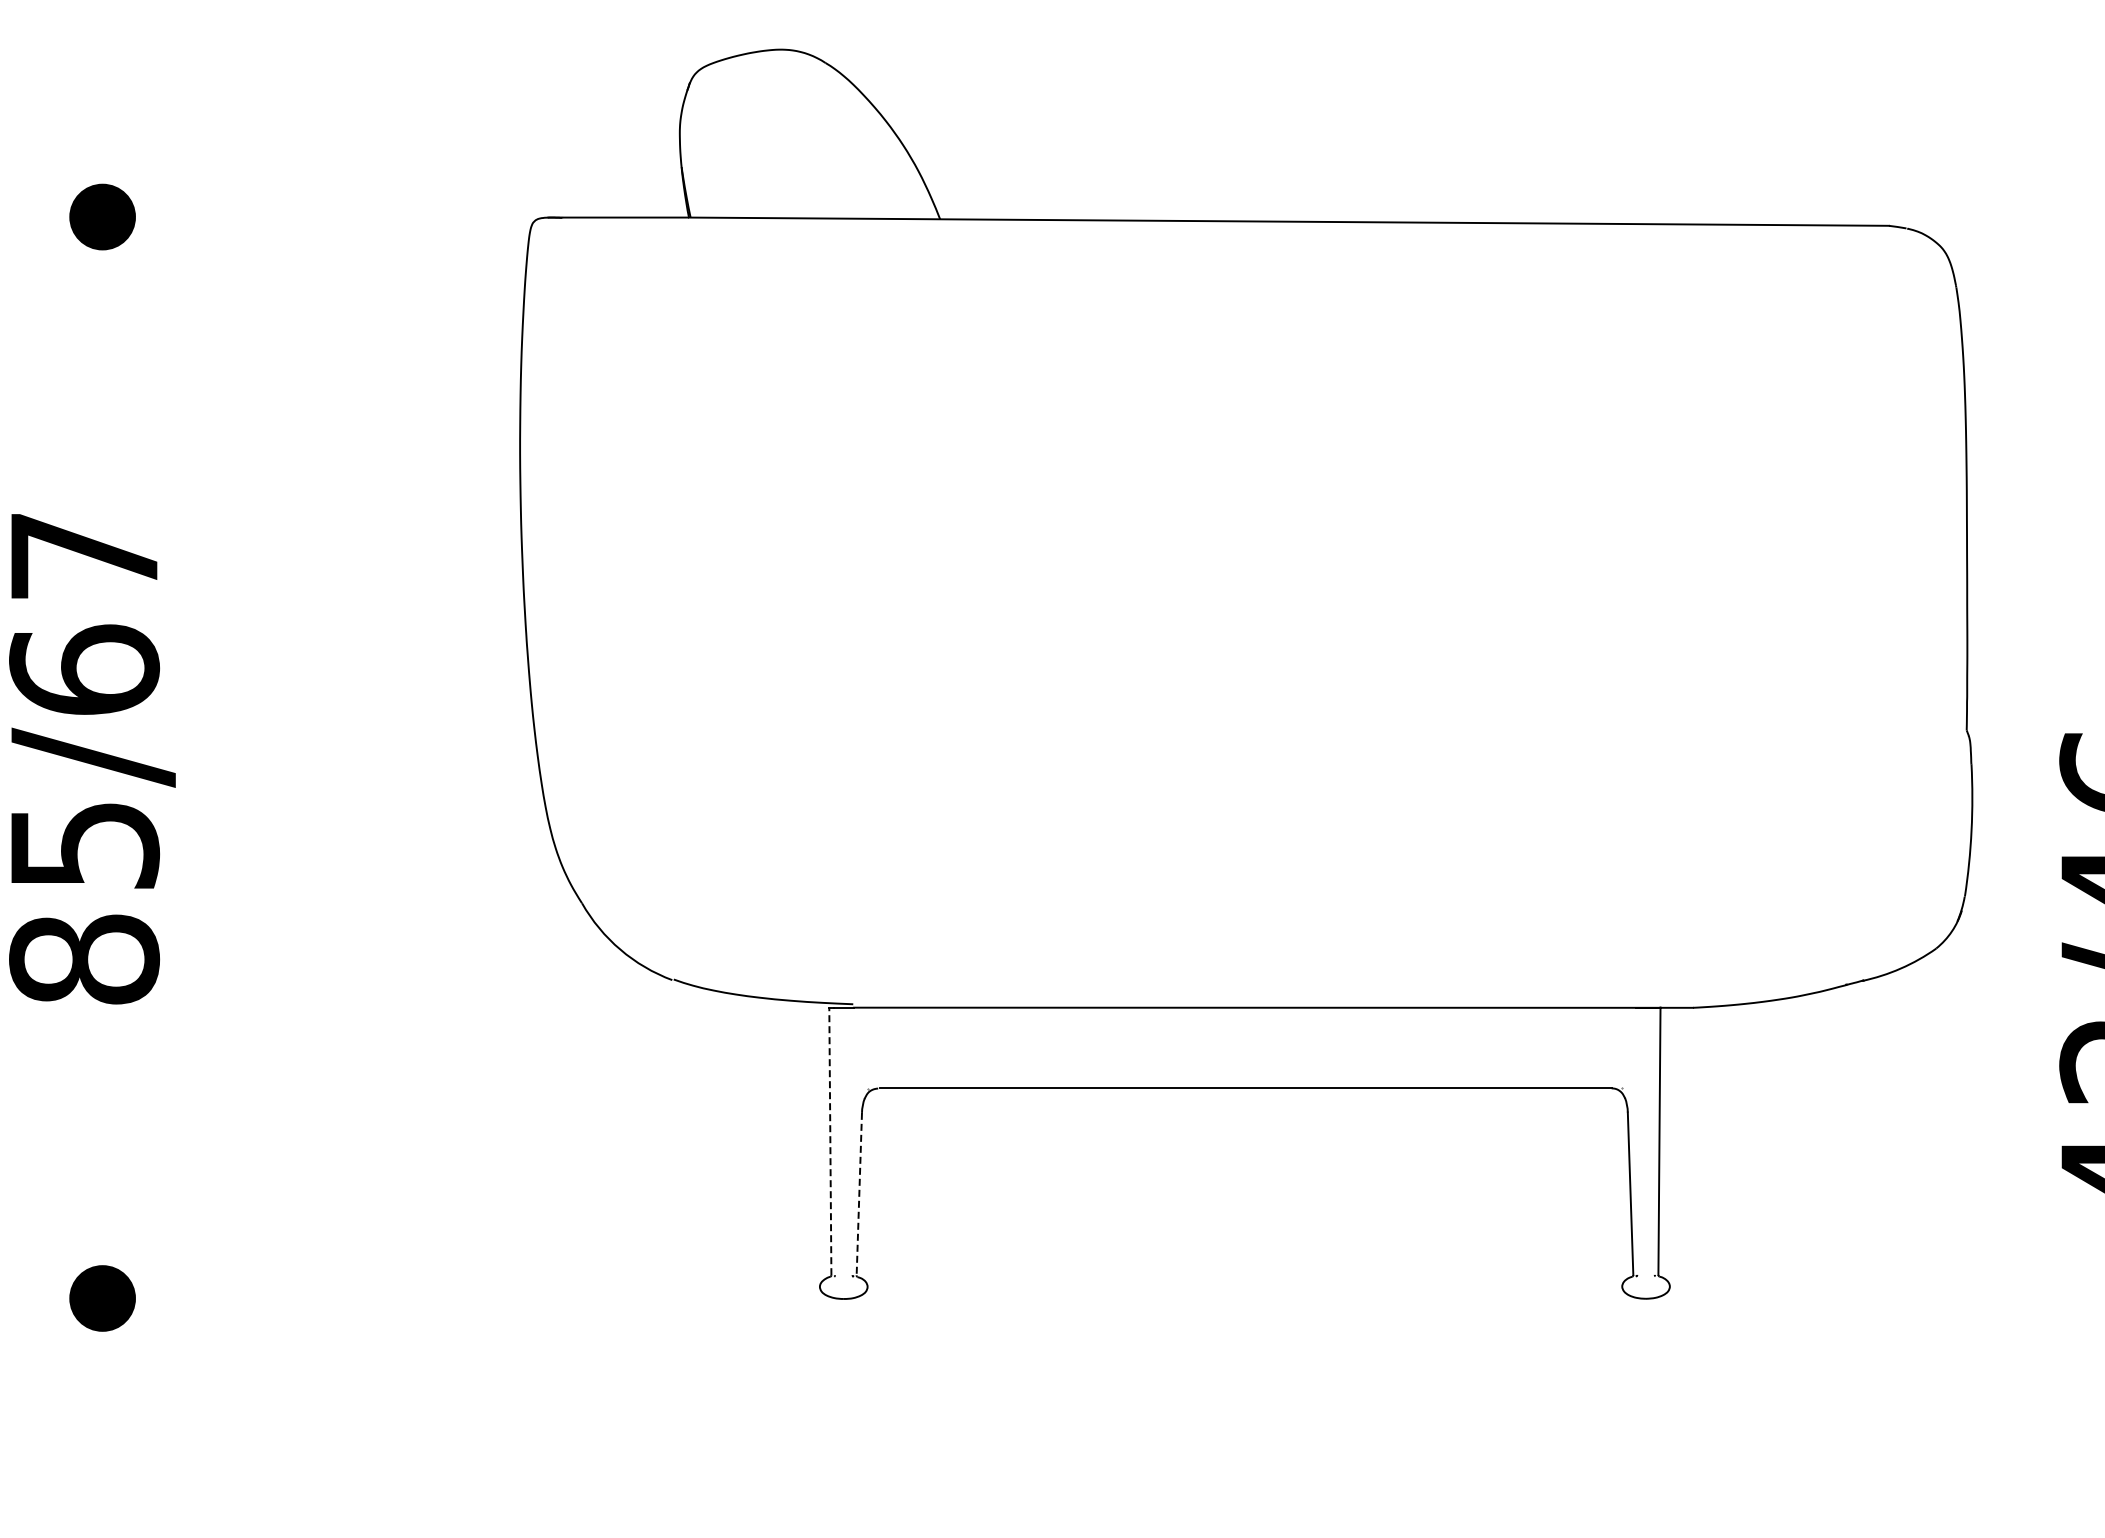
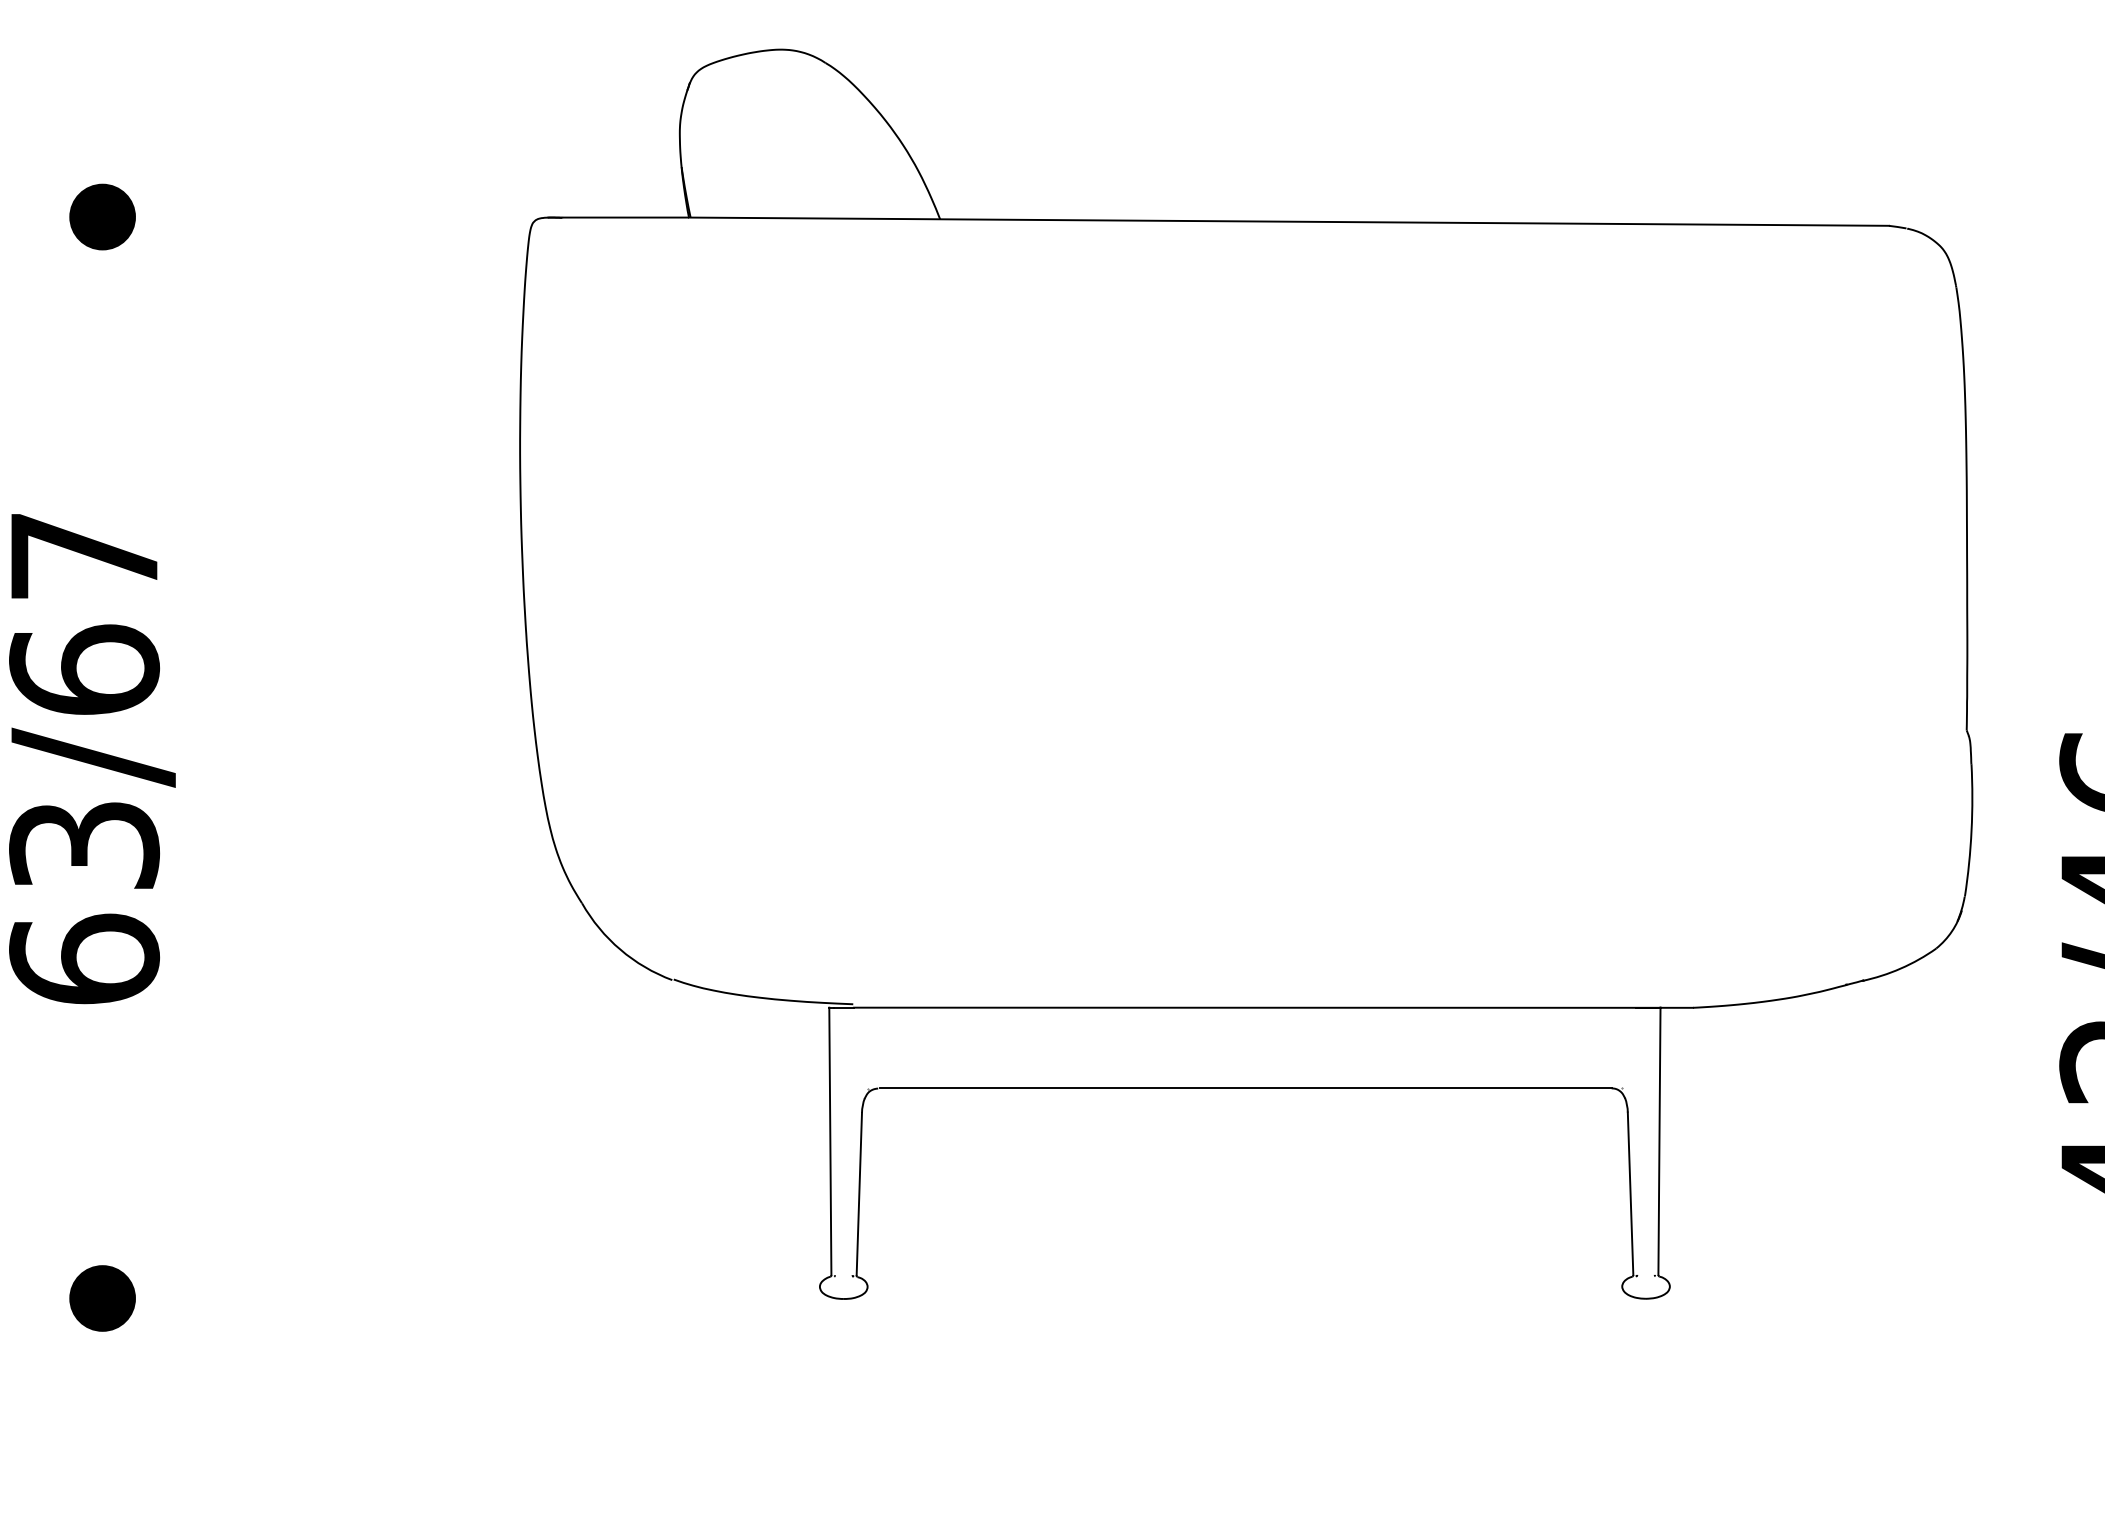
text: 85/67 -> 63/67 (84, 903)
line: dashed -> solid (830, 1141)
line: dashed -> solid (859, 1194)
